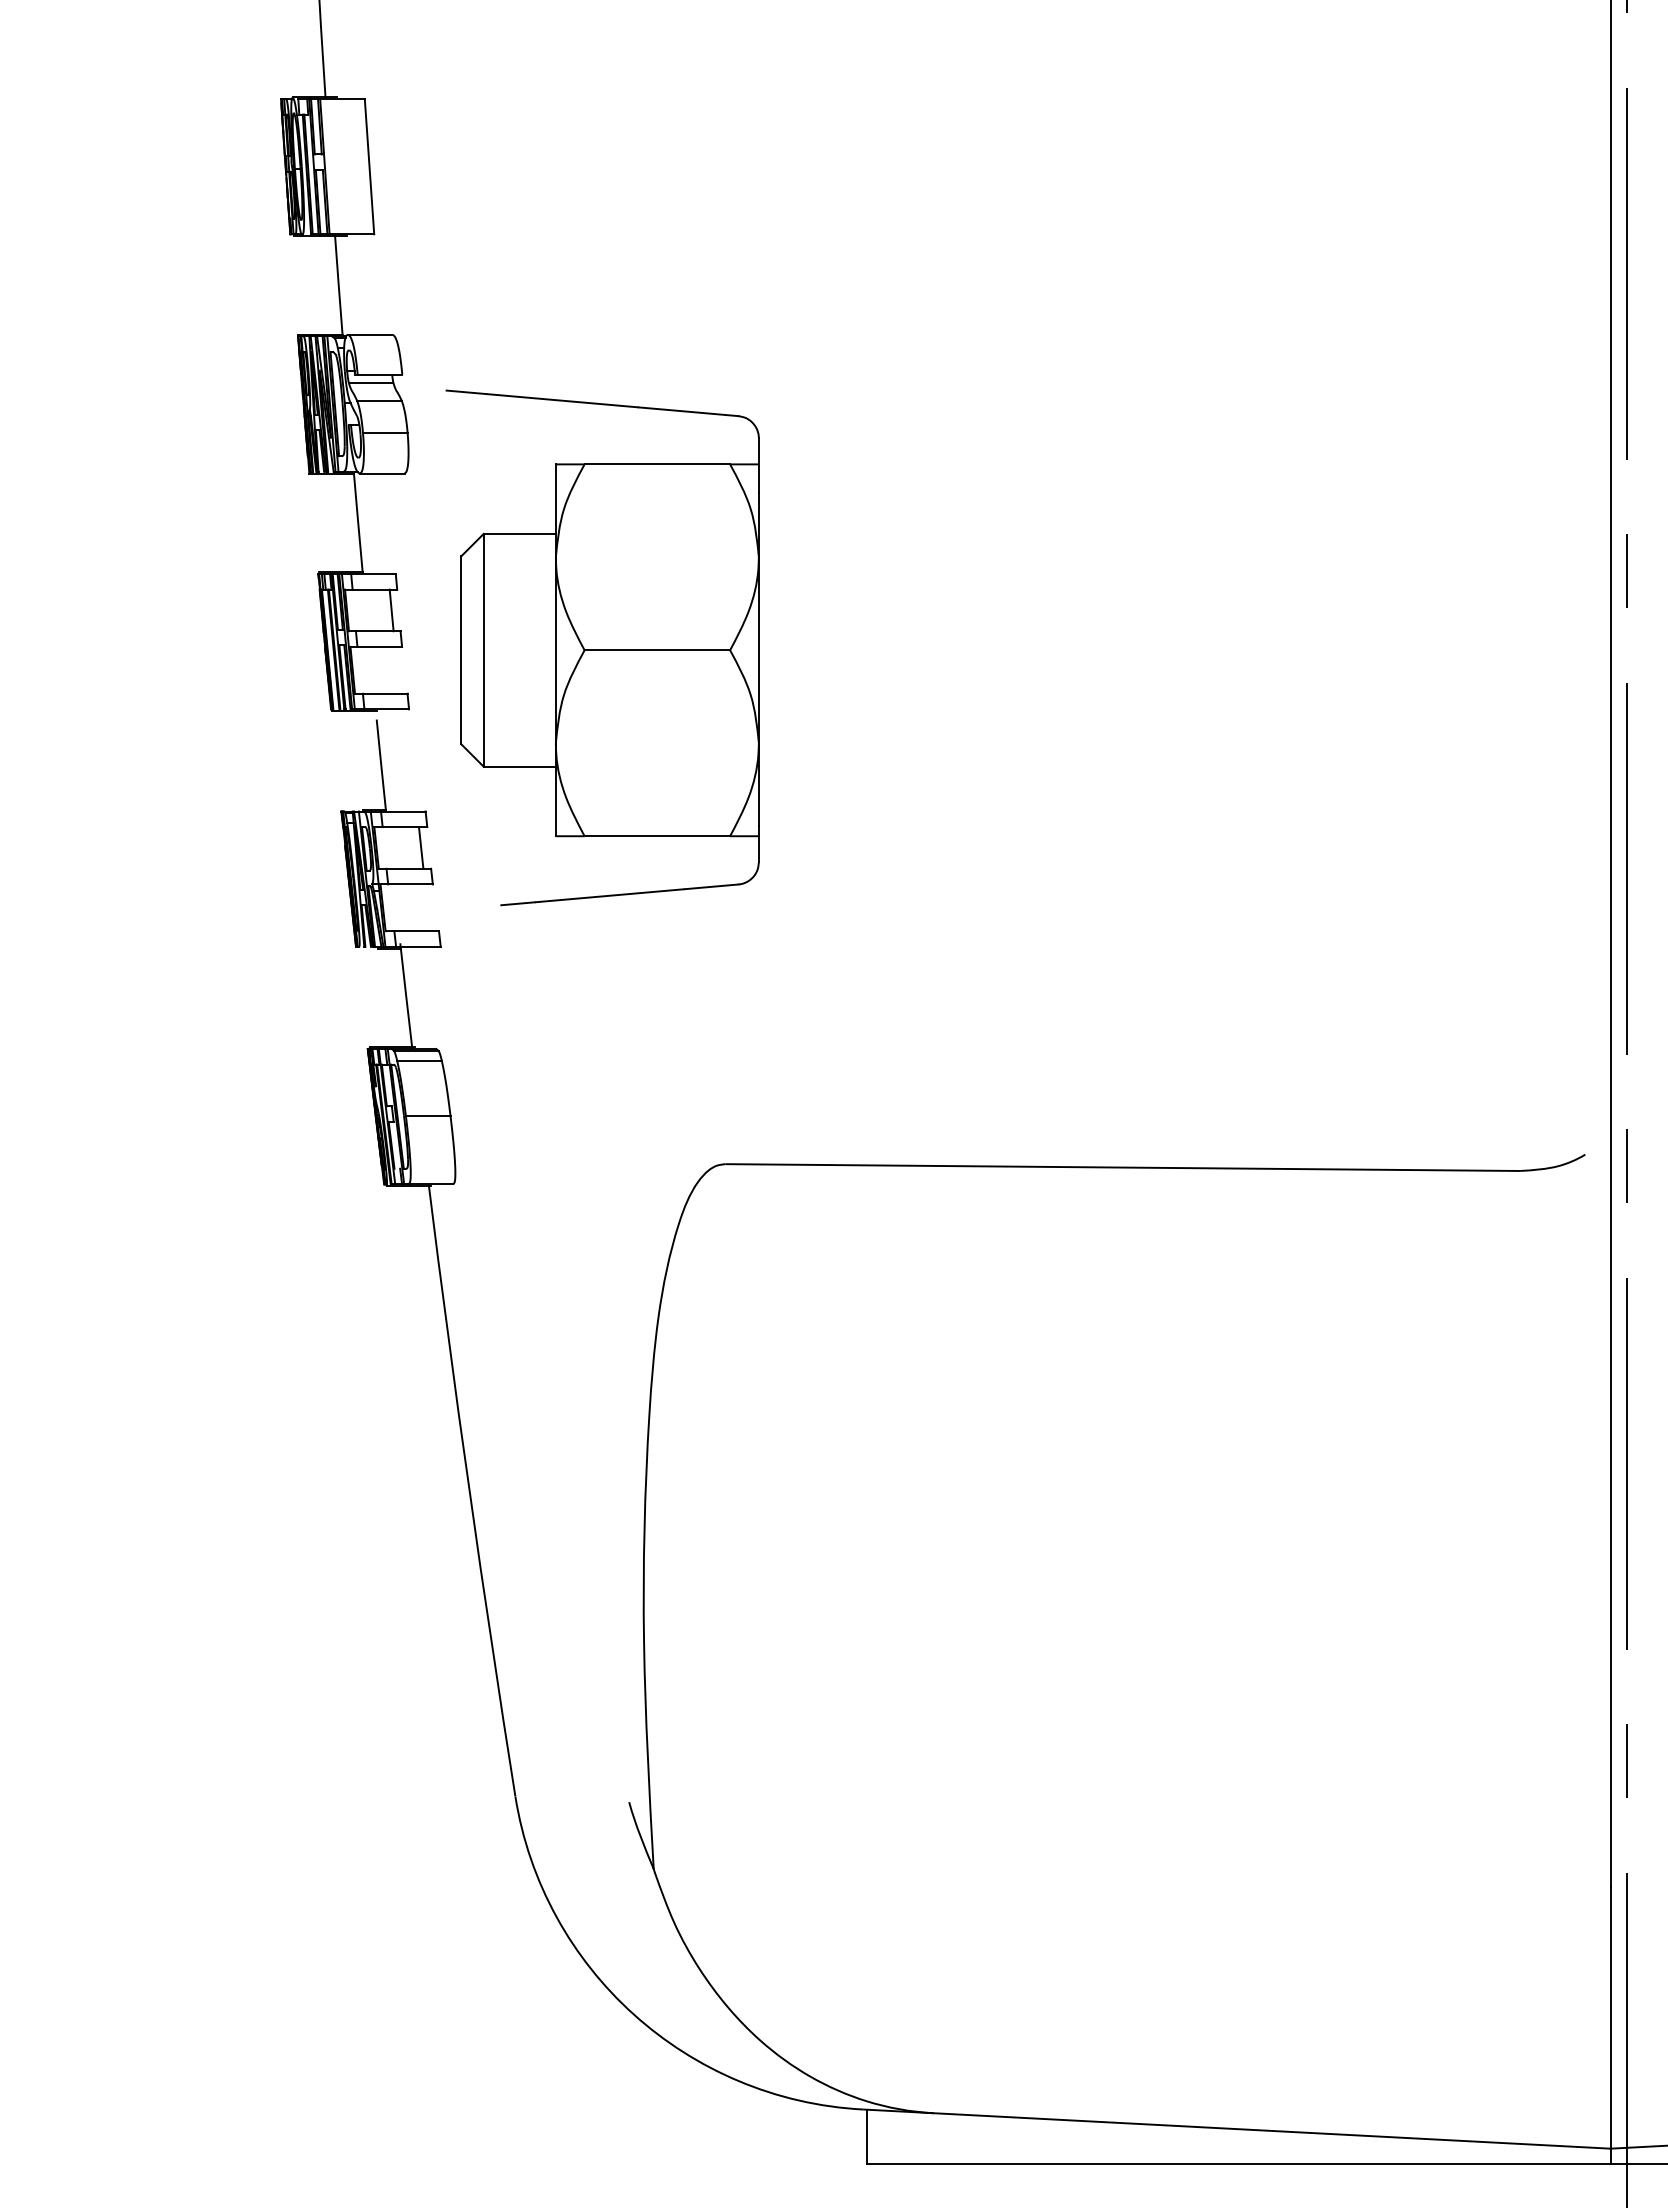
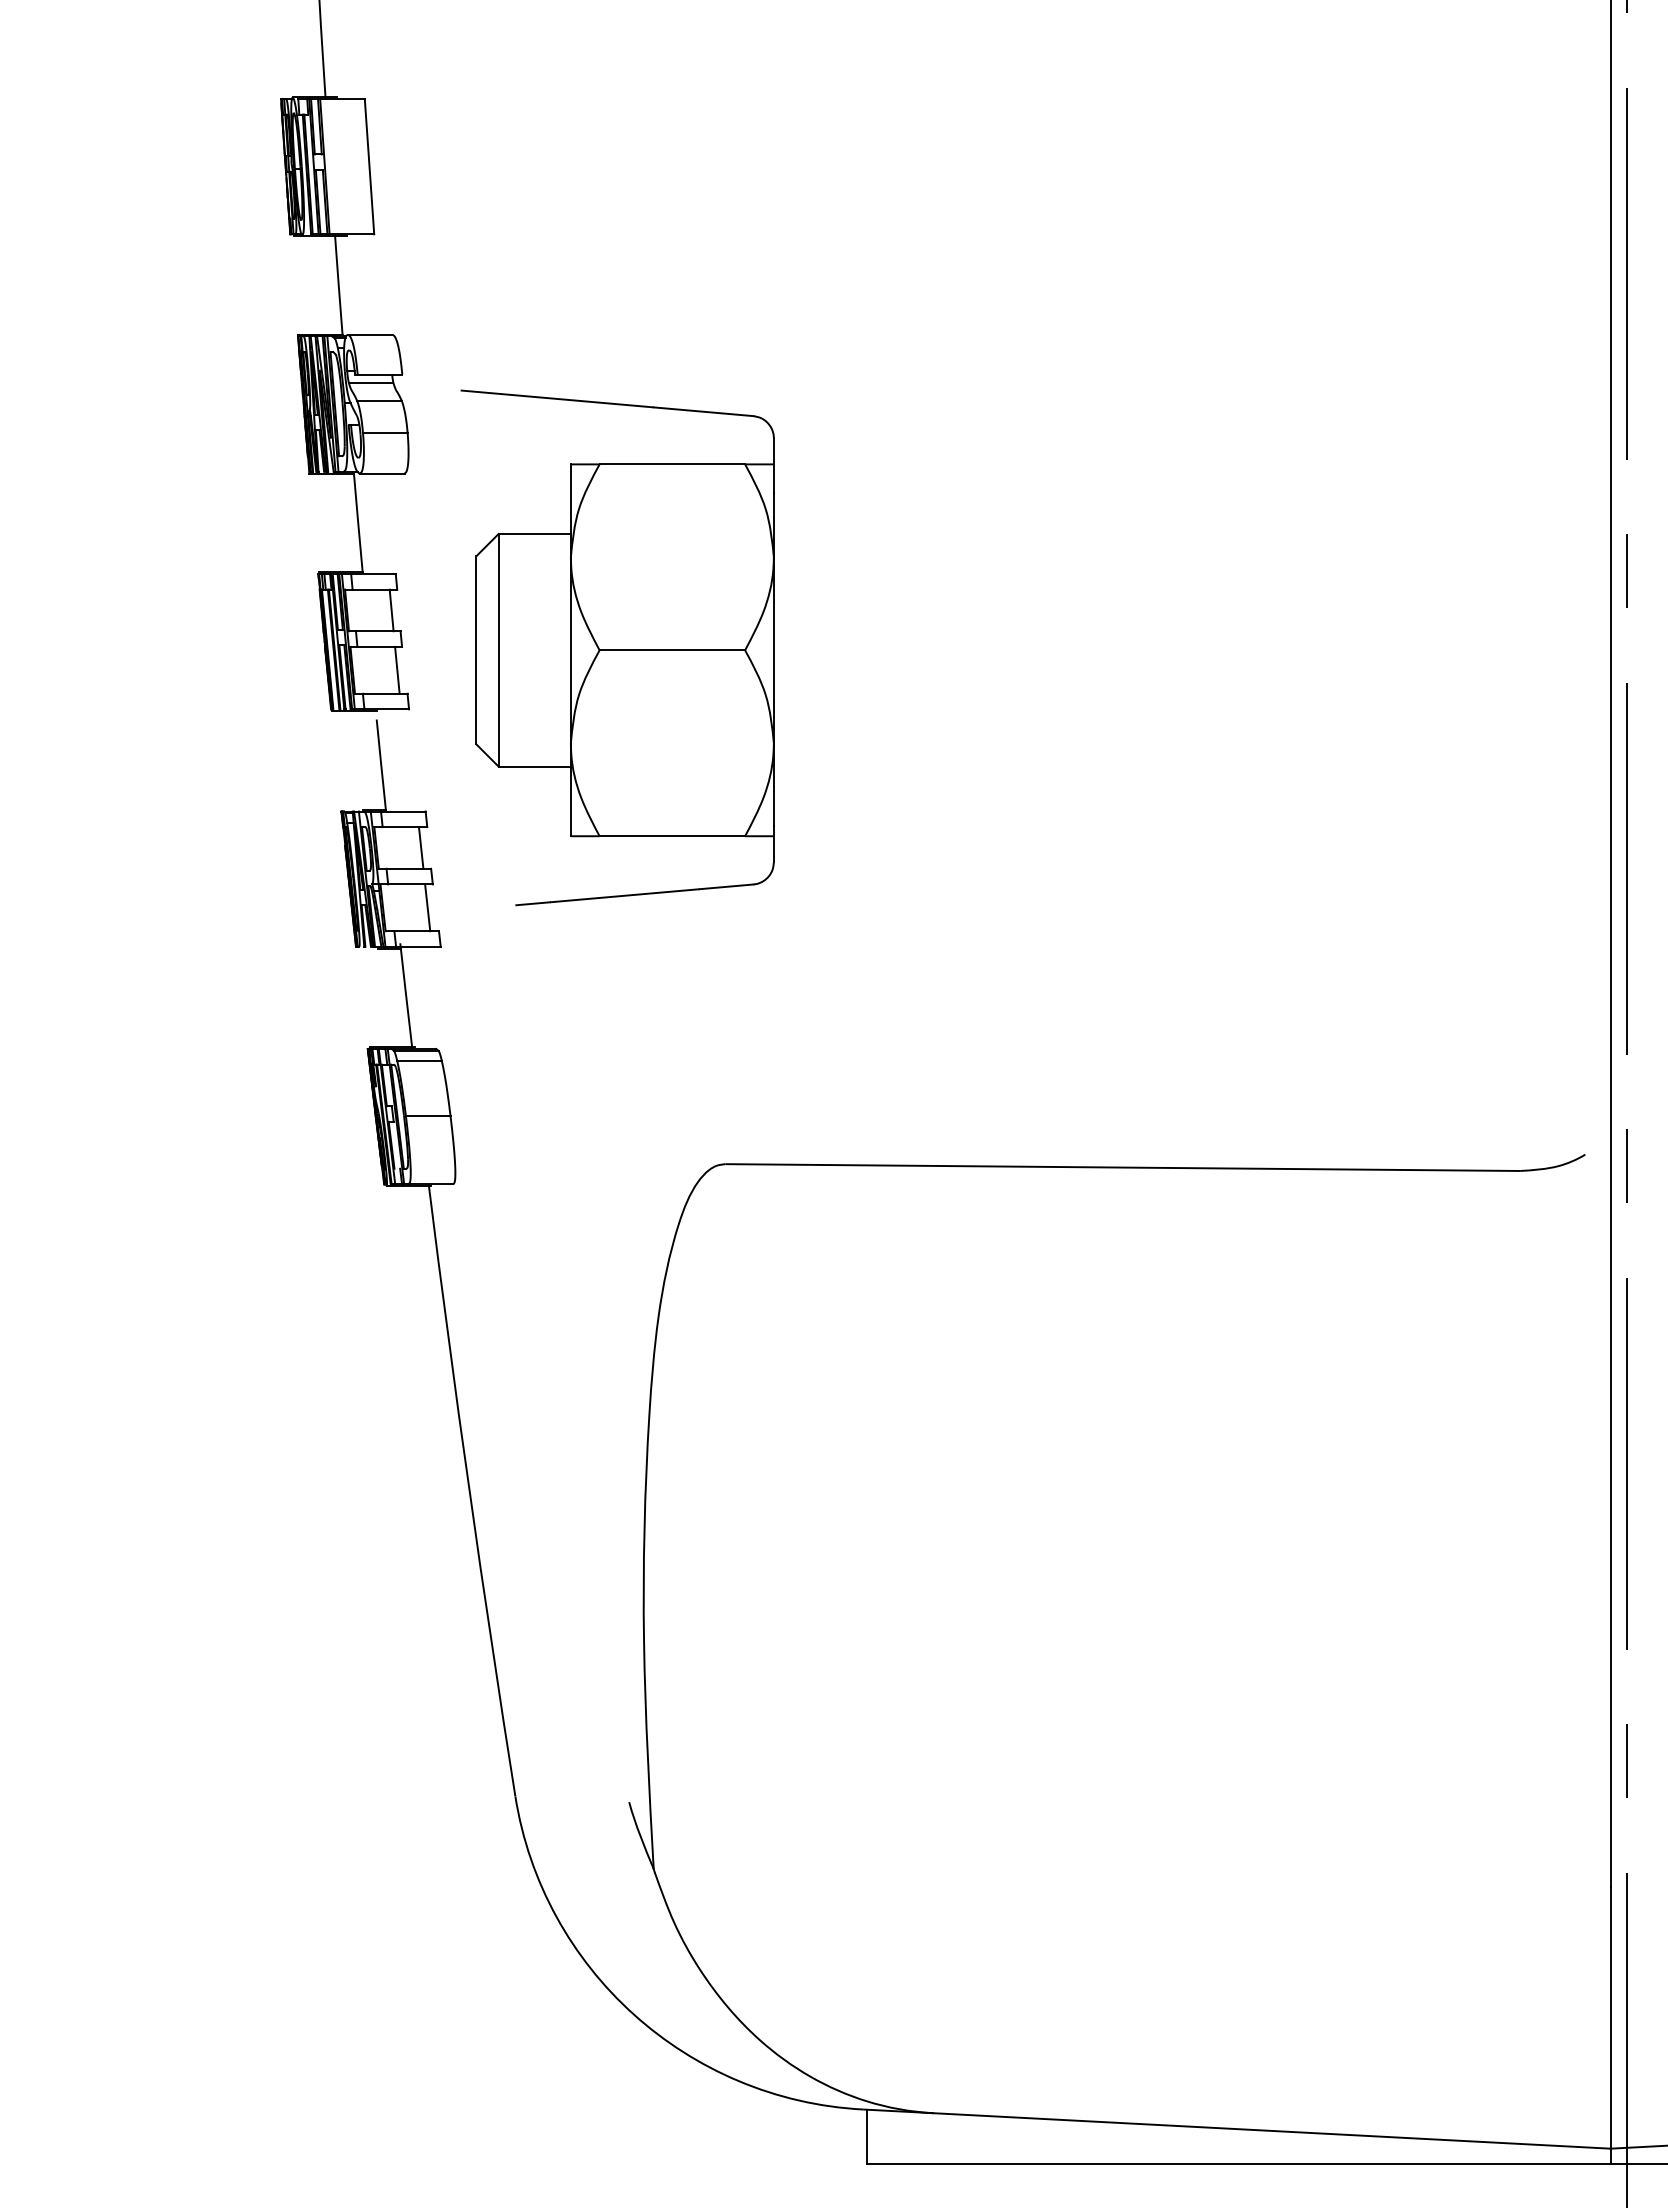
part position: (602, 647) -> (617, 647) (617, 647)
line: none -> present (397, 669)
line: none -> present (427, 907)
